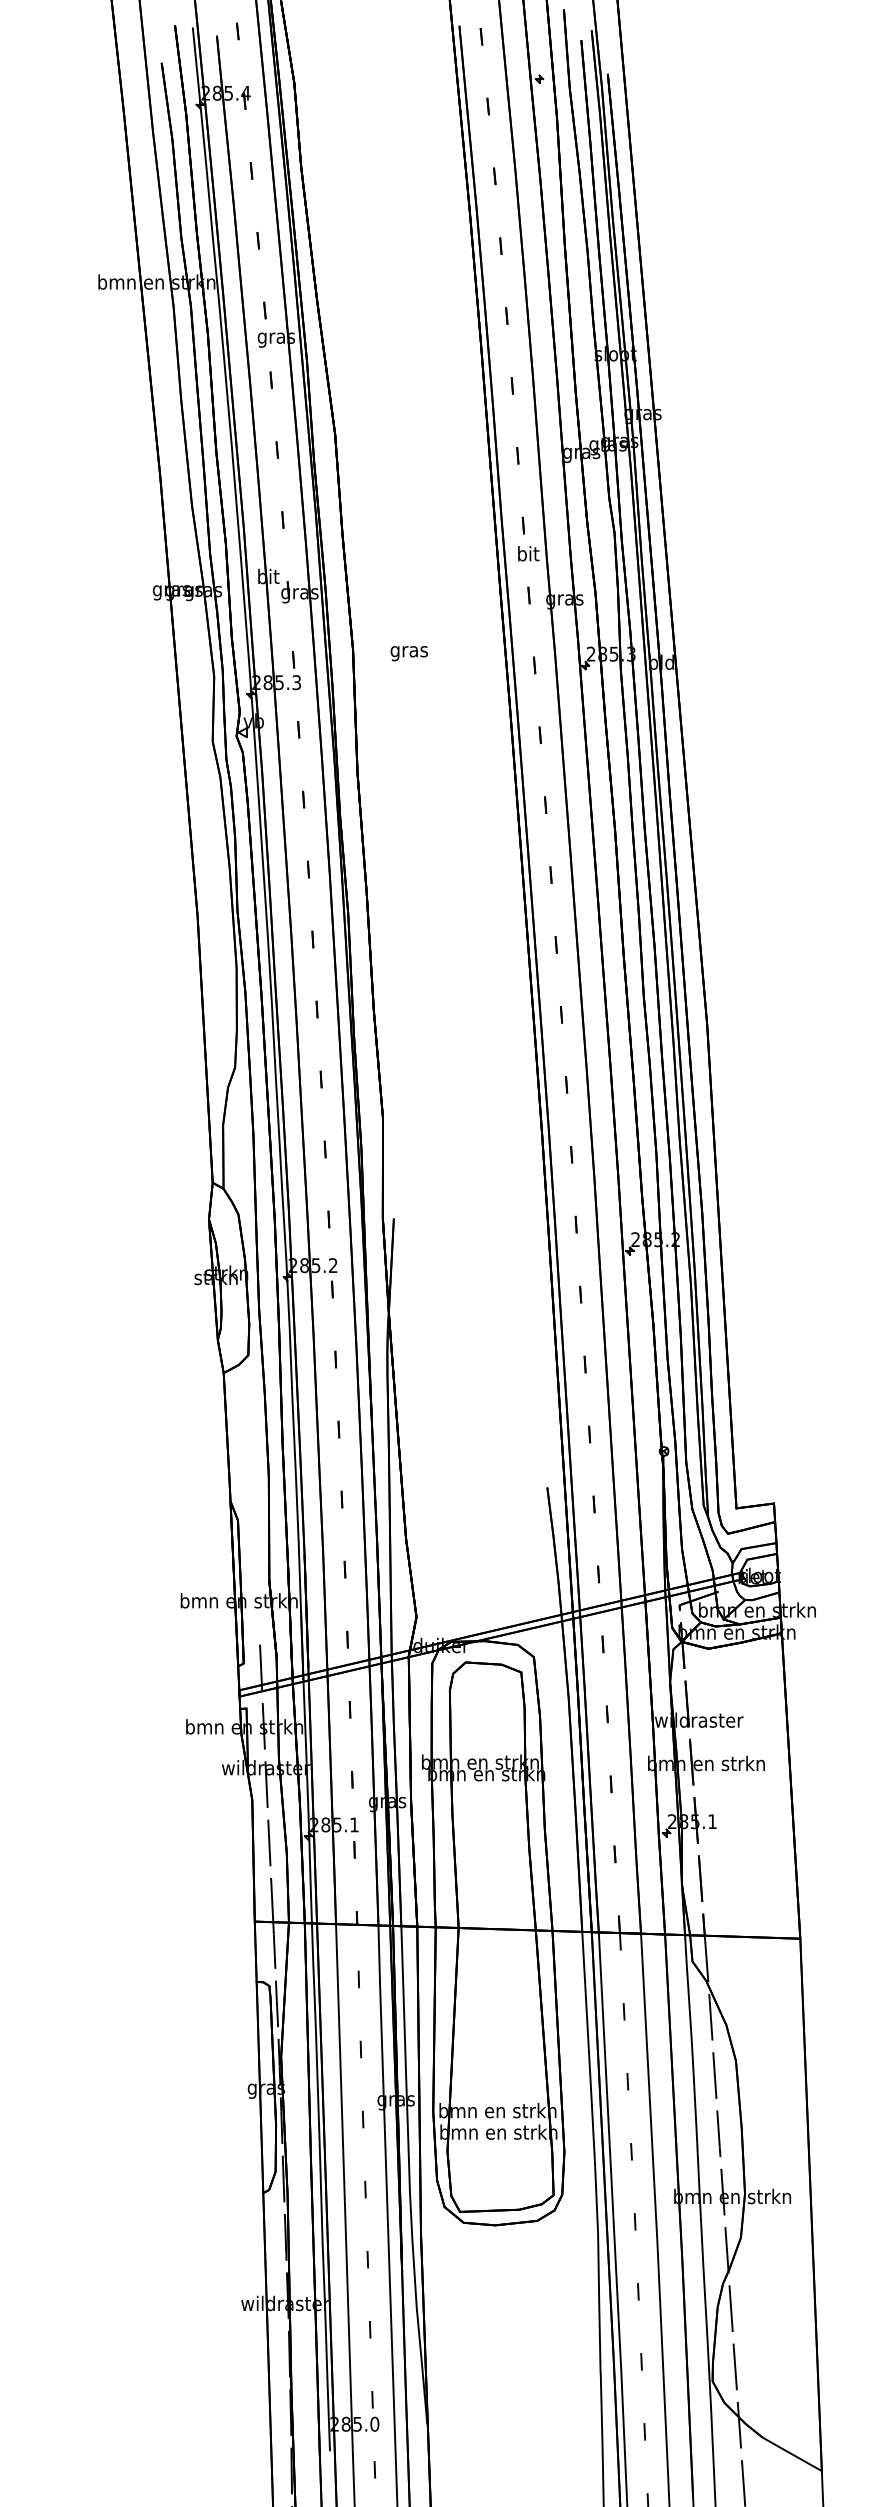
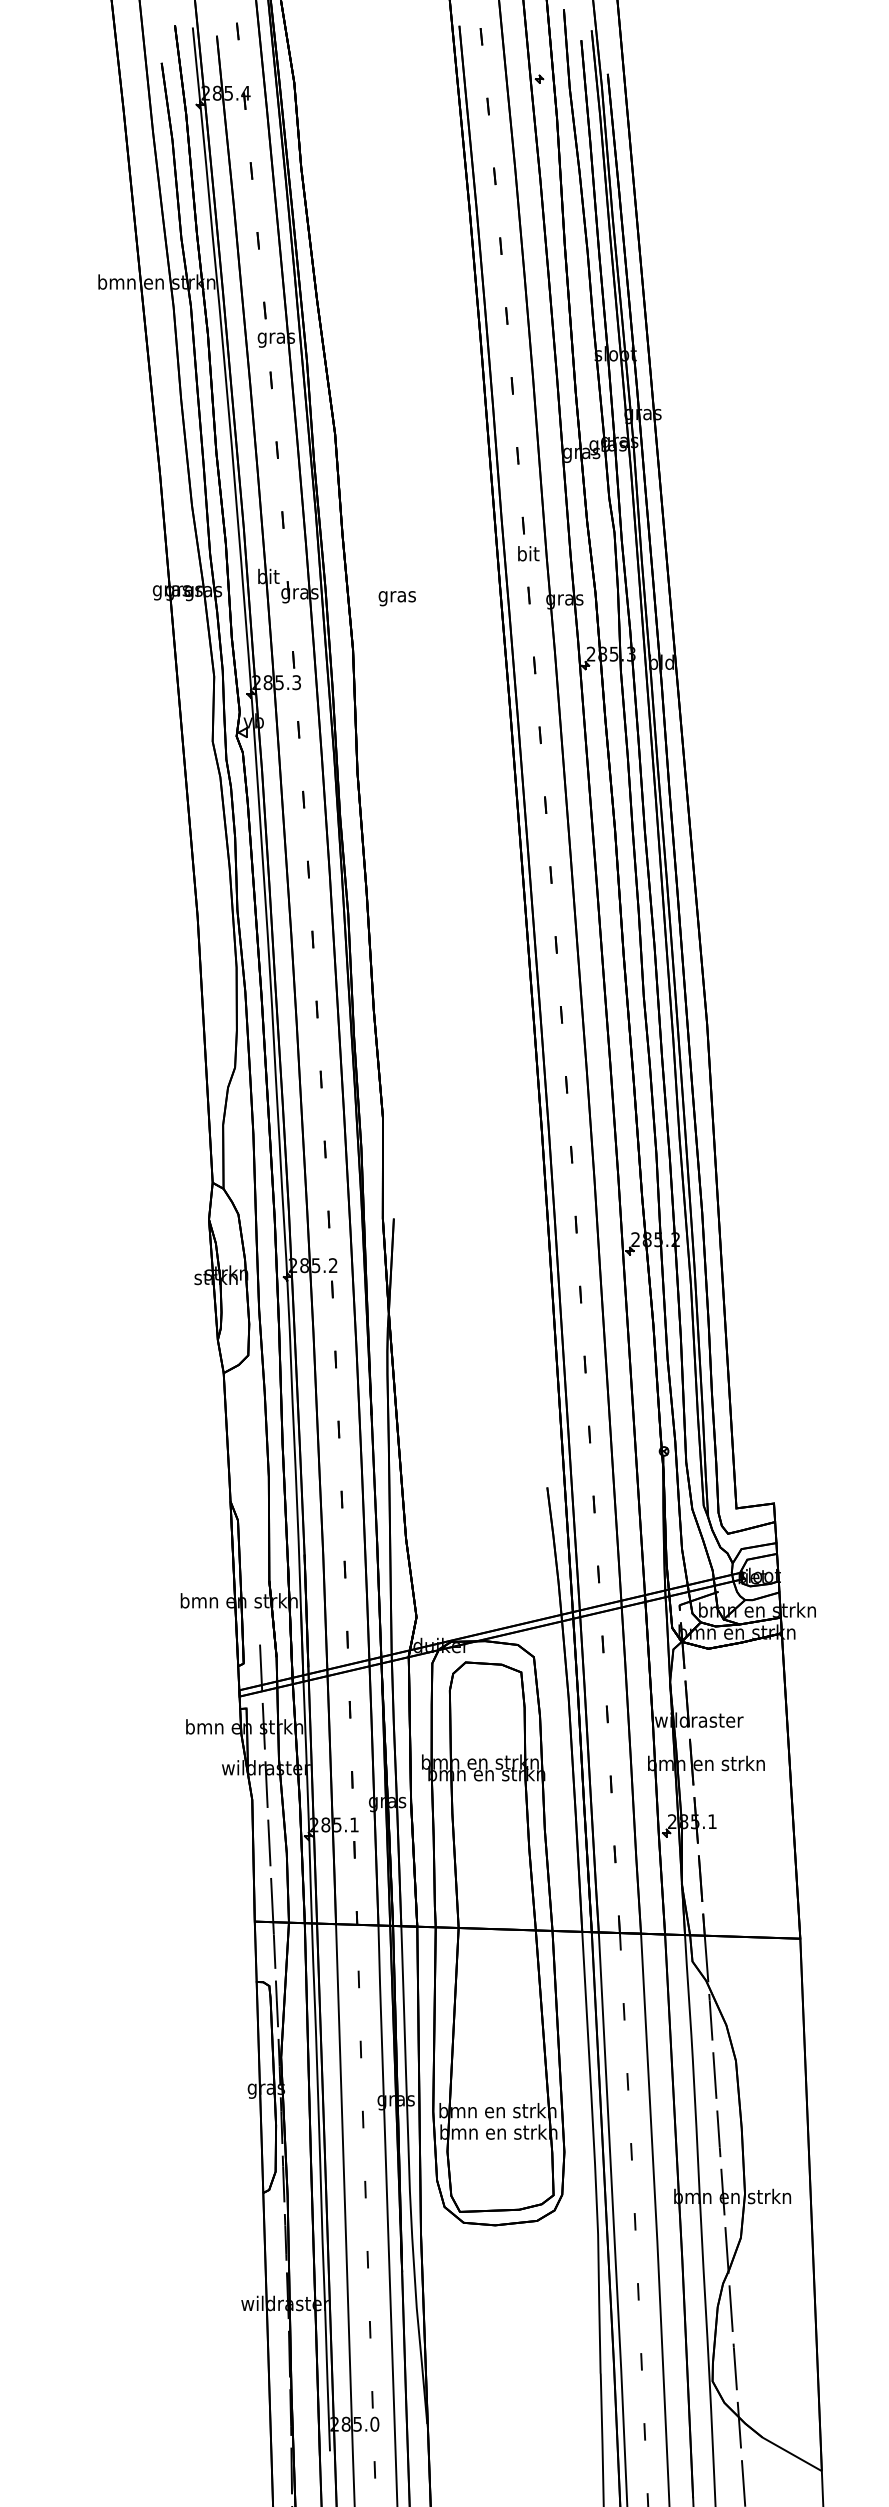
text position: (408, 653) -> (396, 598) (396, 598)
